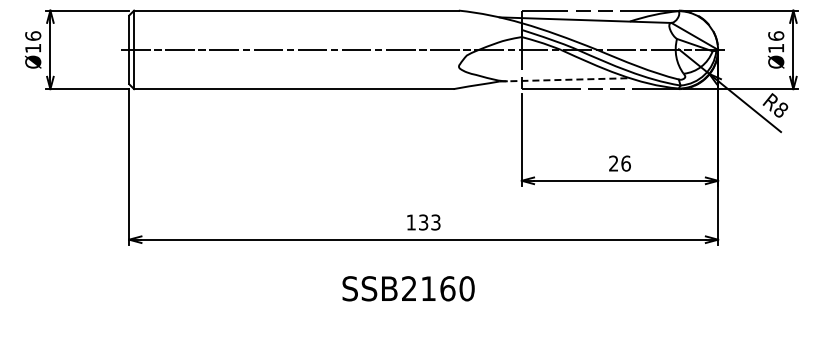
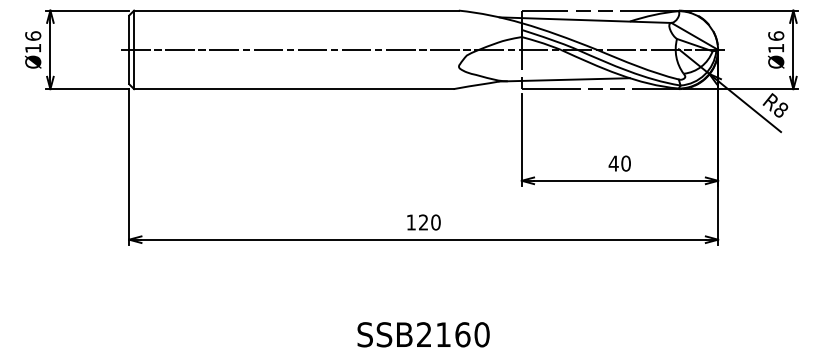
line: dashed -> solid (565, 79)
text: 26 -> 40 (619, 163)
text: 133 -> 120 (429, 222)
text position: (408, 288) -> (423, 334) (423, 334)
